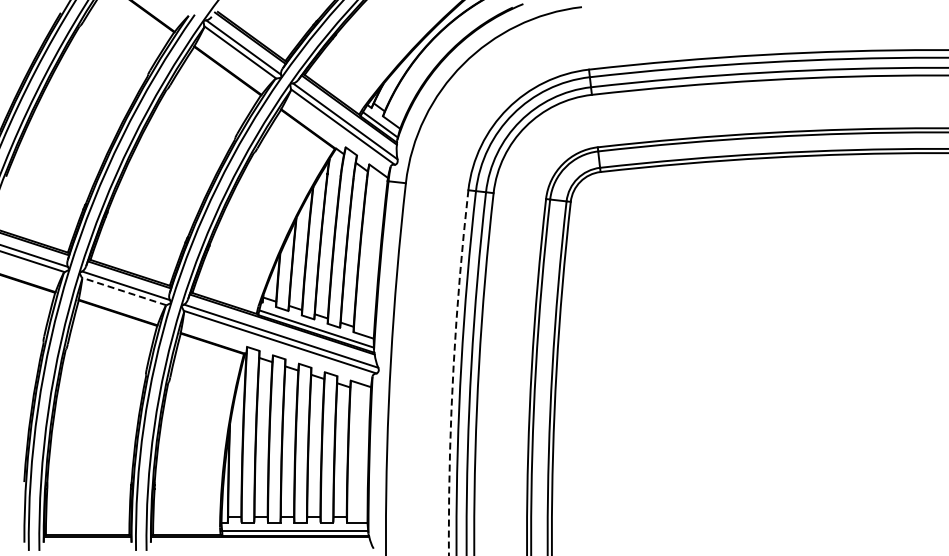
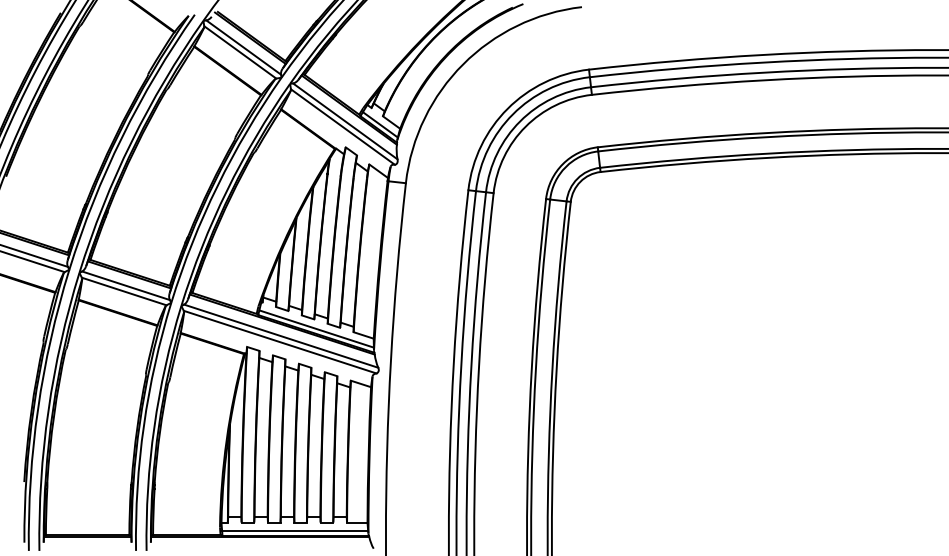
line: dashed -> solid (124, 291)
arc: dashed -> solid (453, 372)
